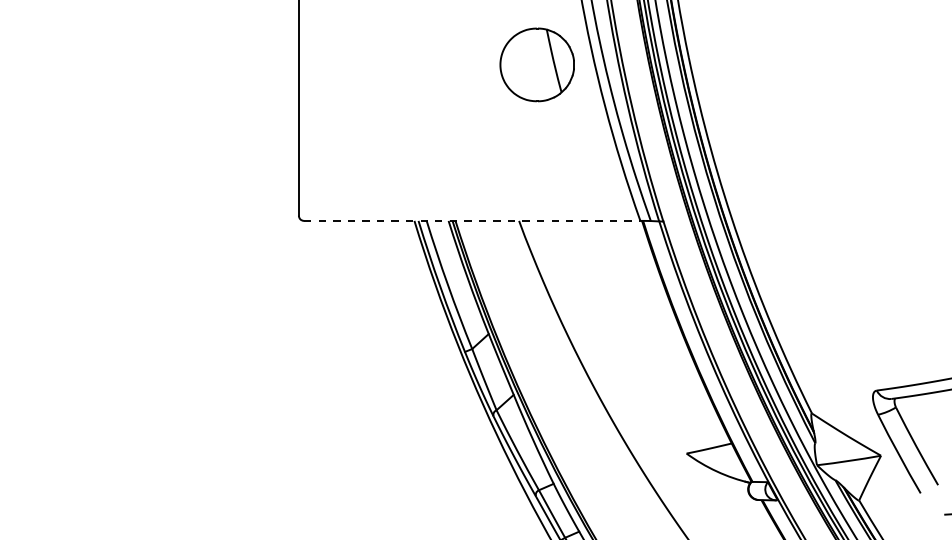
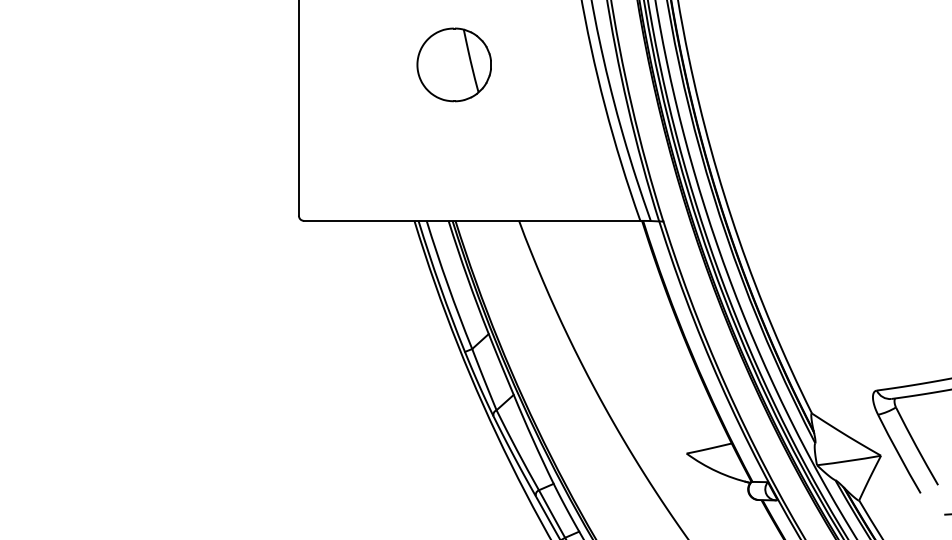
part position: (536, 64) -> (453, 64) (453, 64)
line: dashed -> solid (472, 220)
